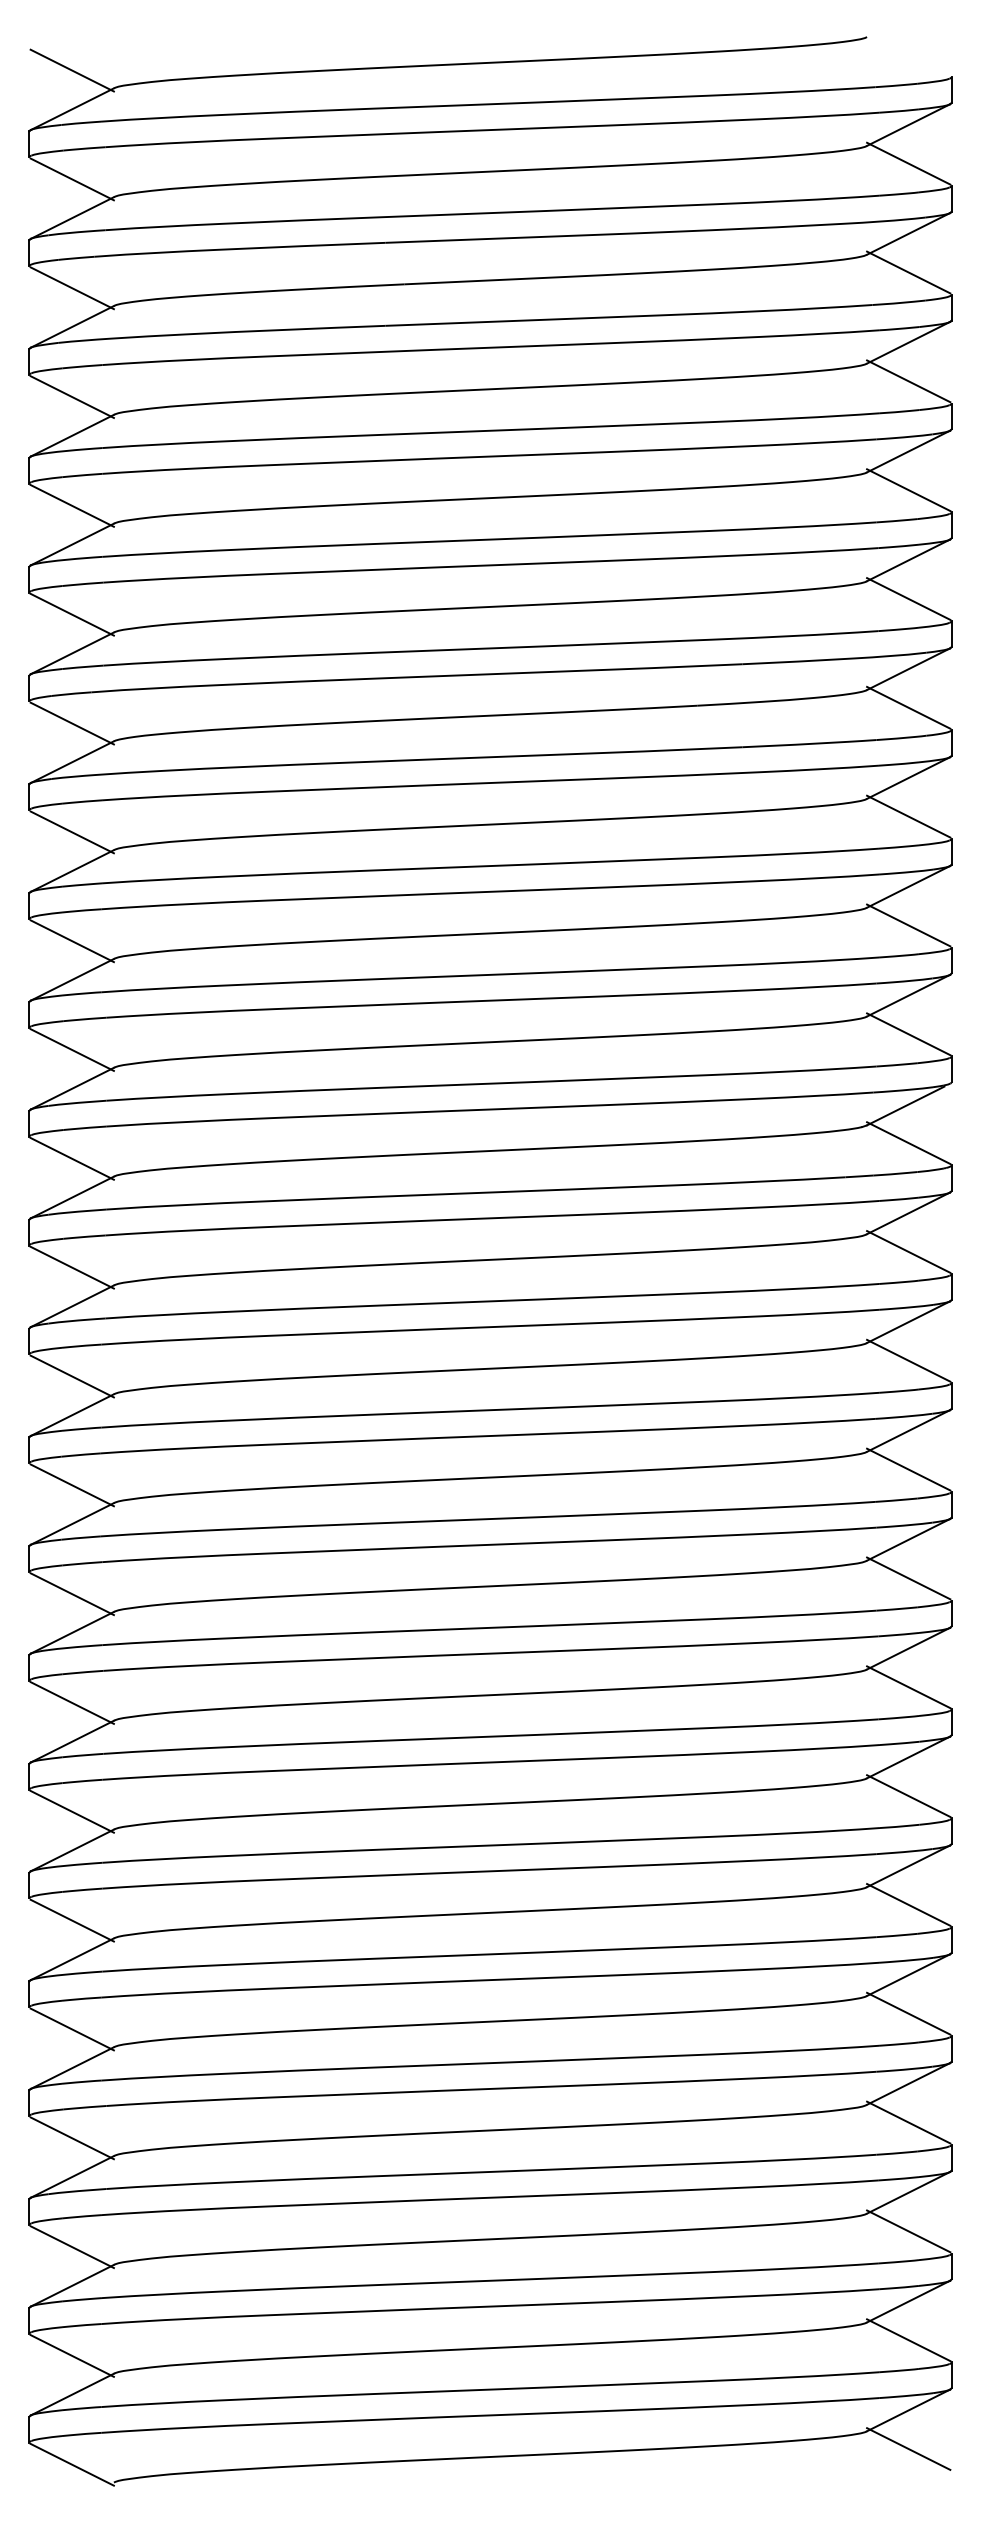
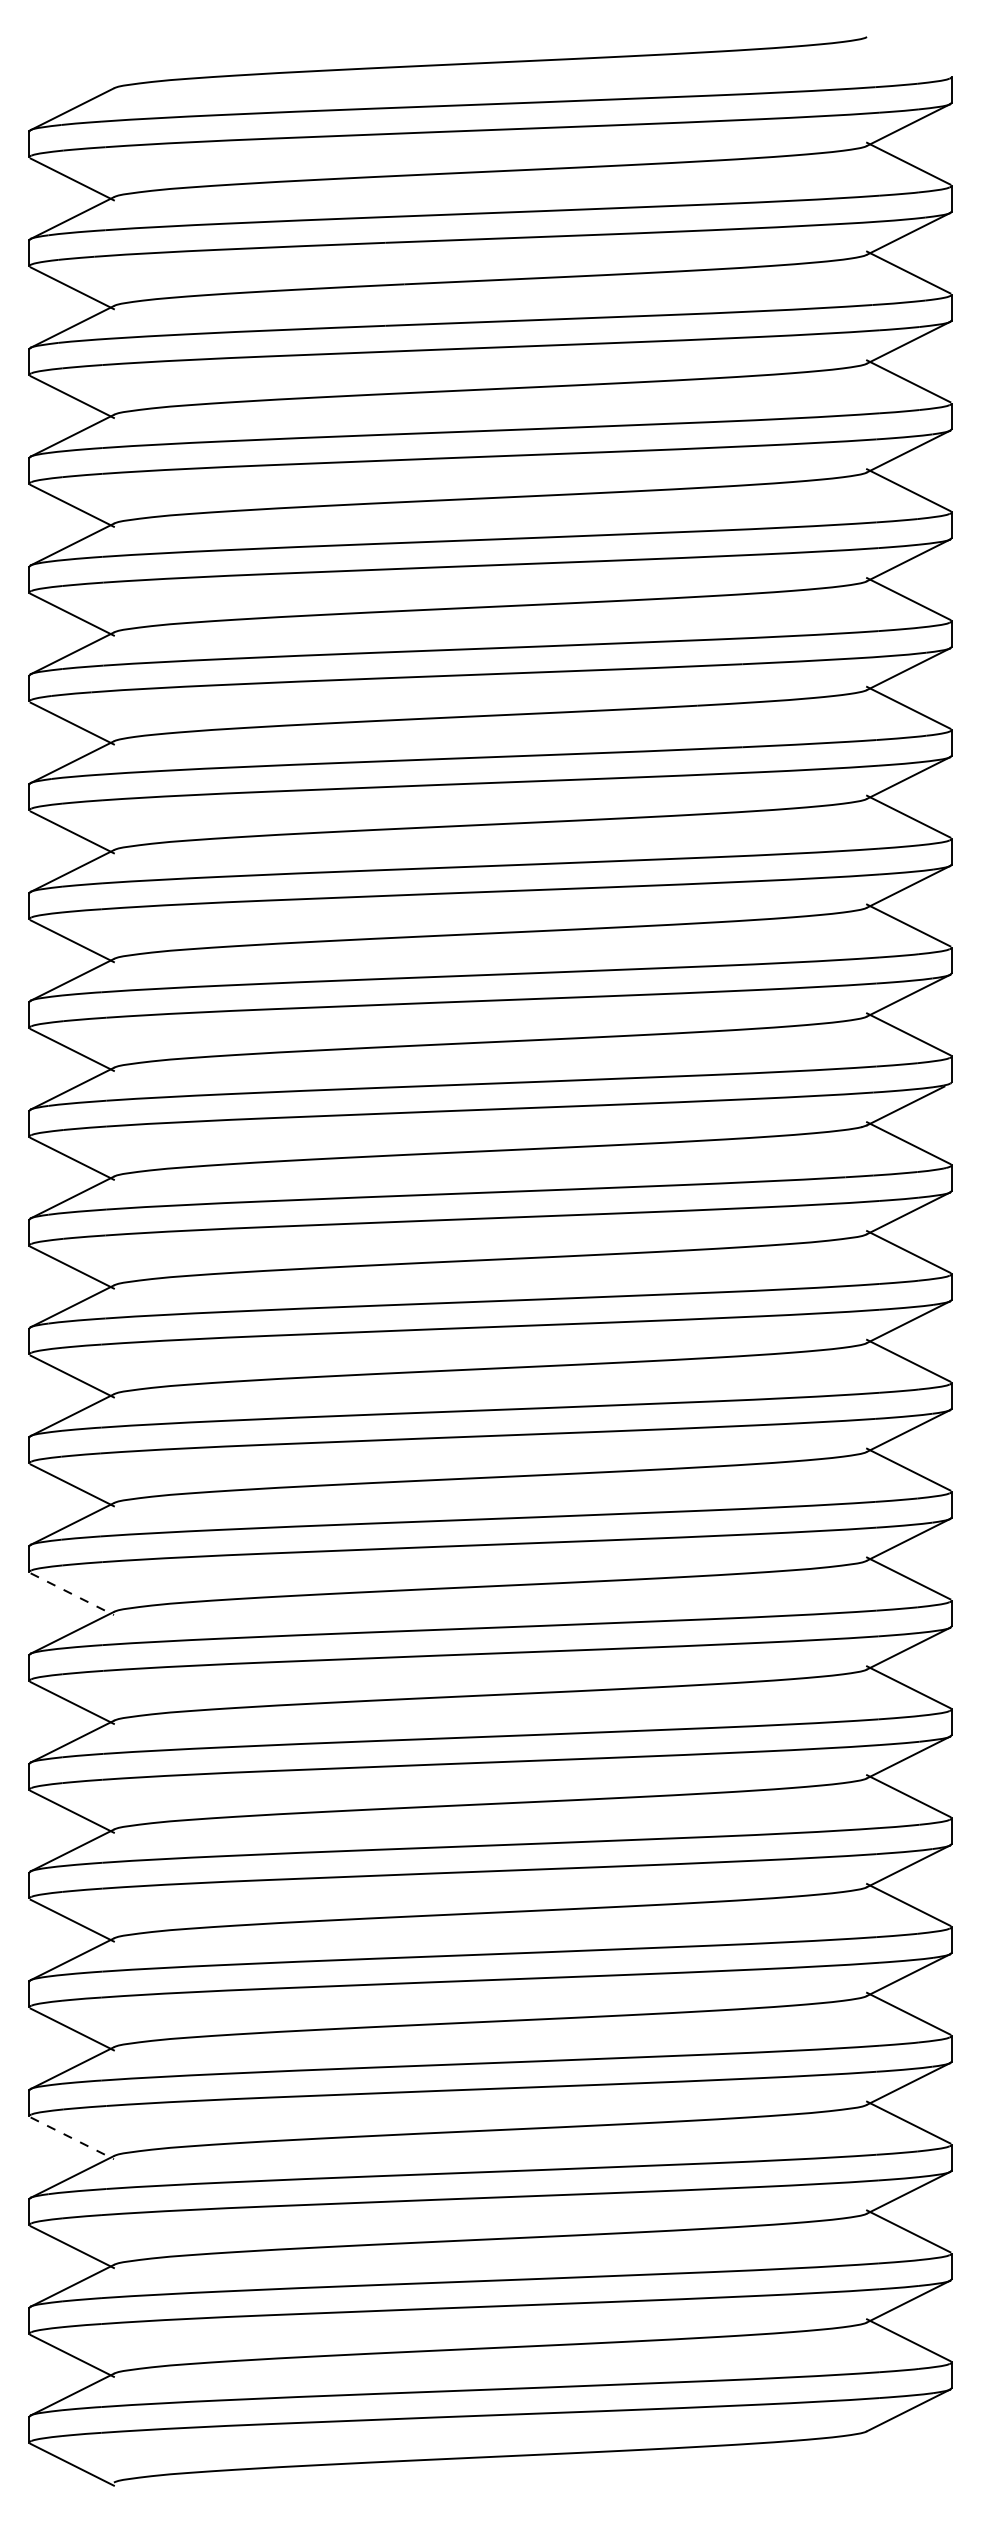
line: present -> none (71, 70)
line: solid -> dashed (72, 1594)
line: solid -> dashed (72, 2138)
line: present -> none (908, 2448)
